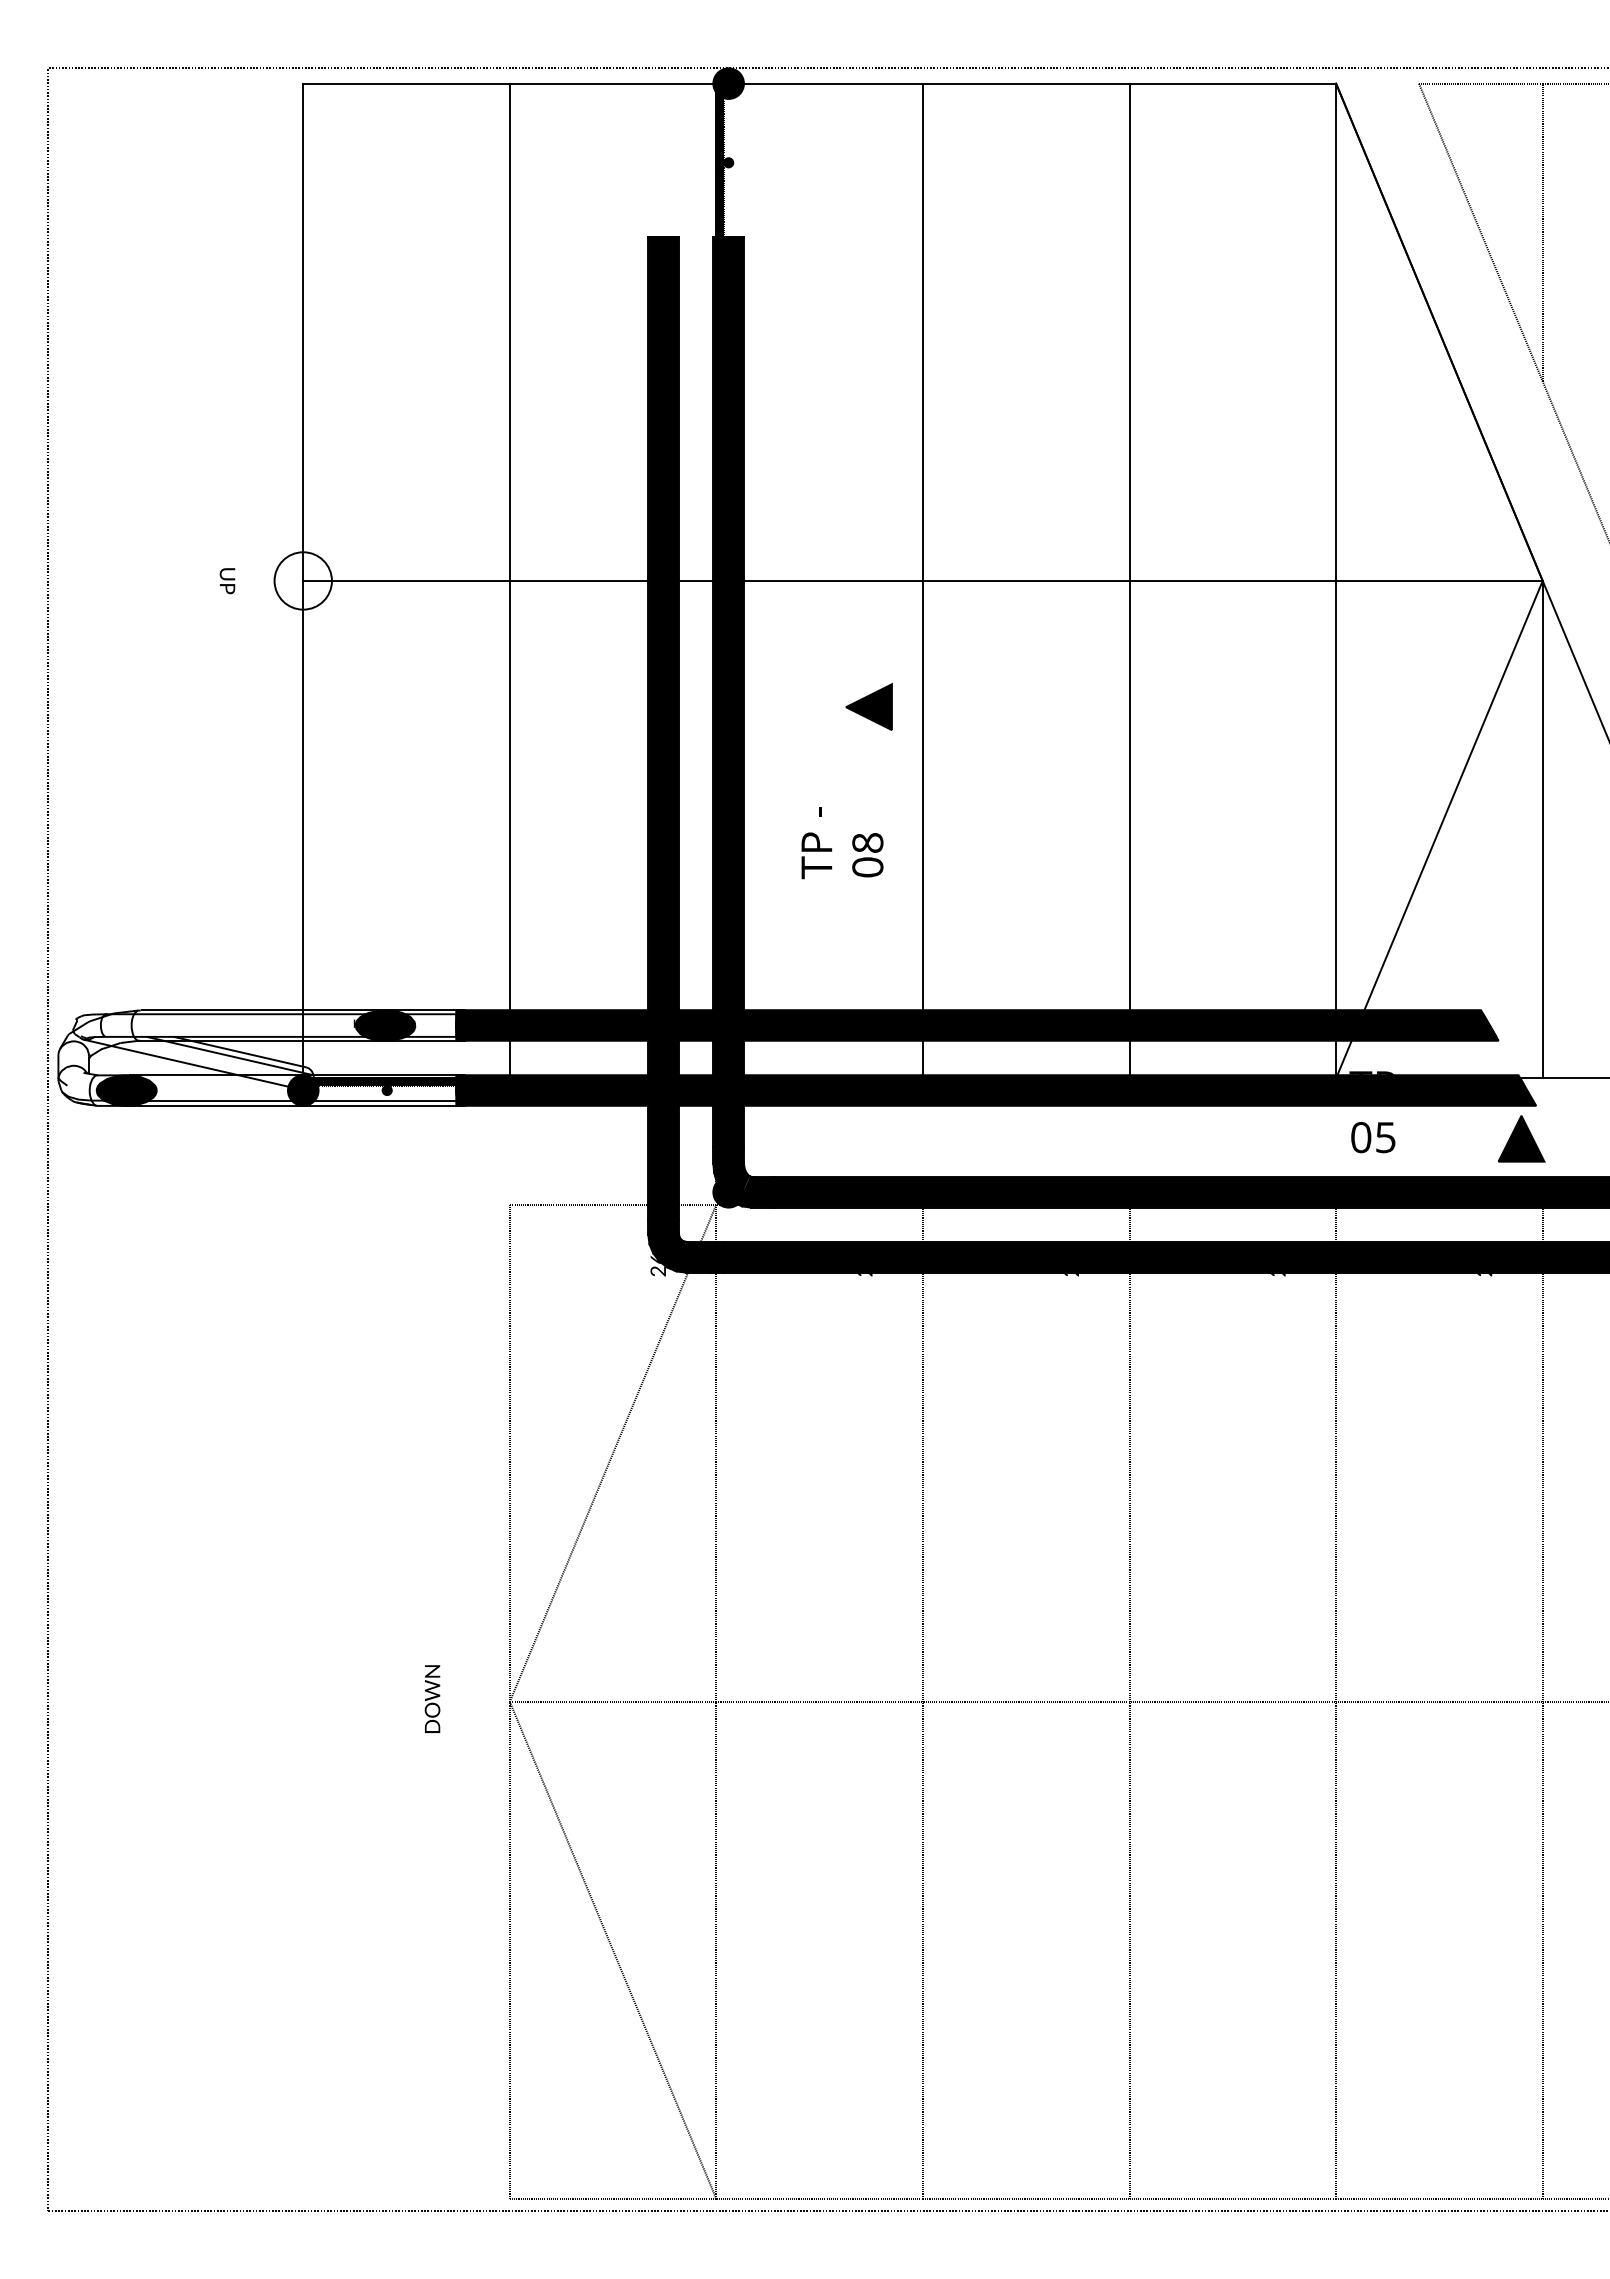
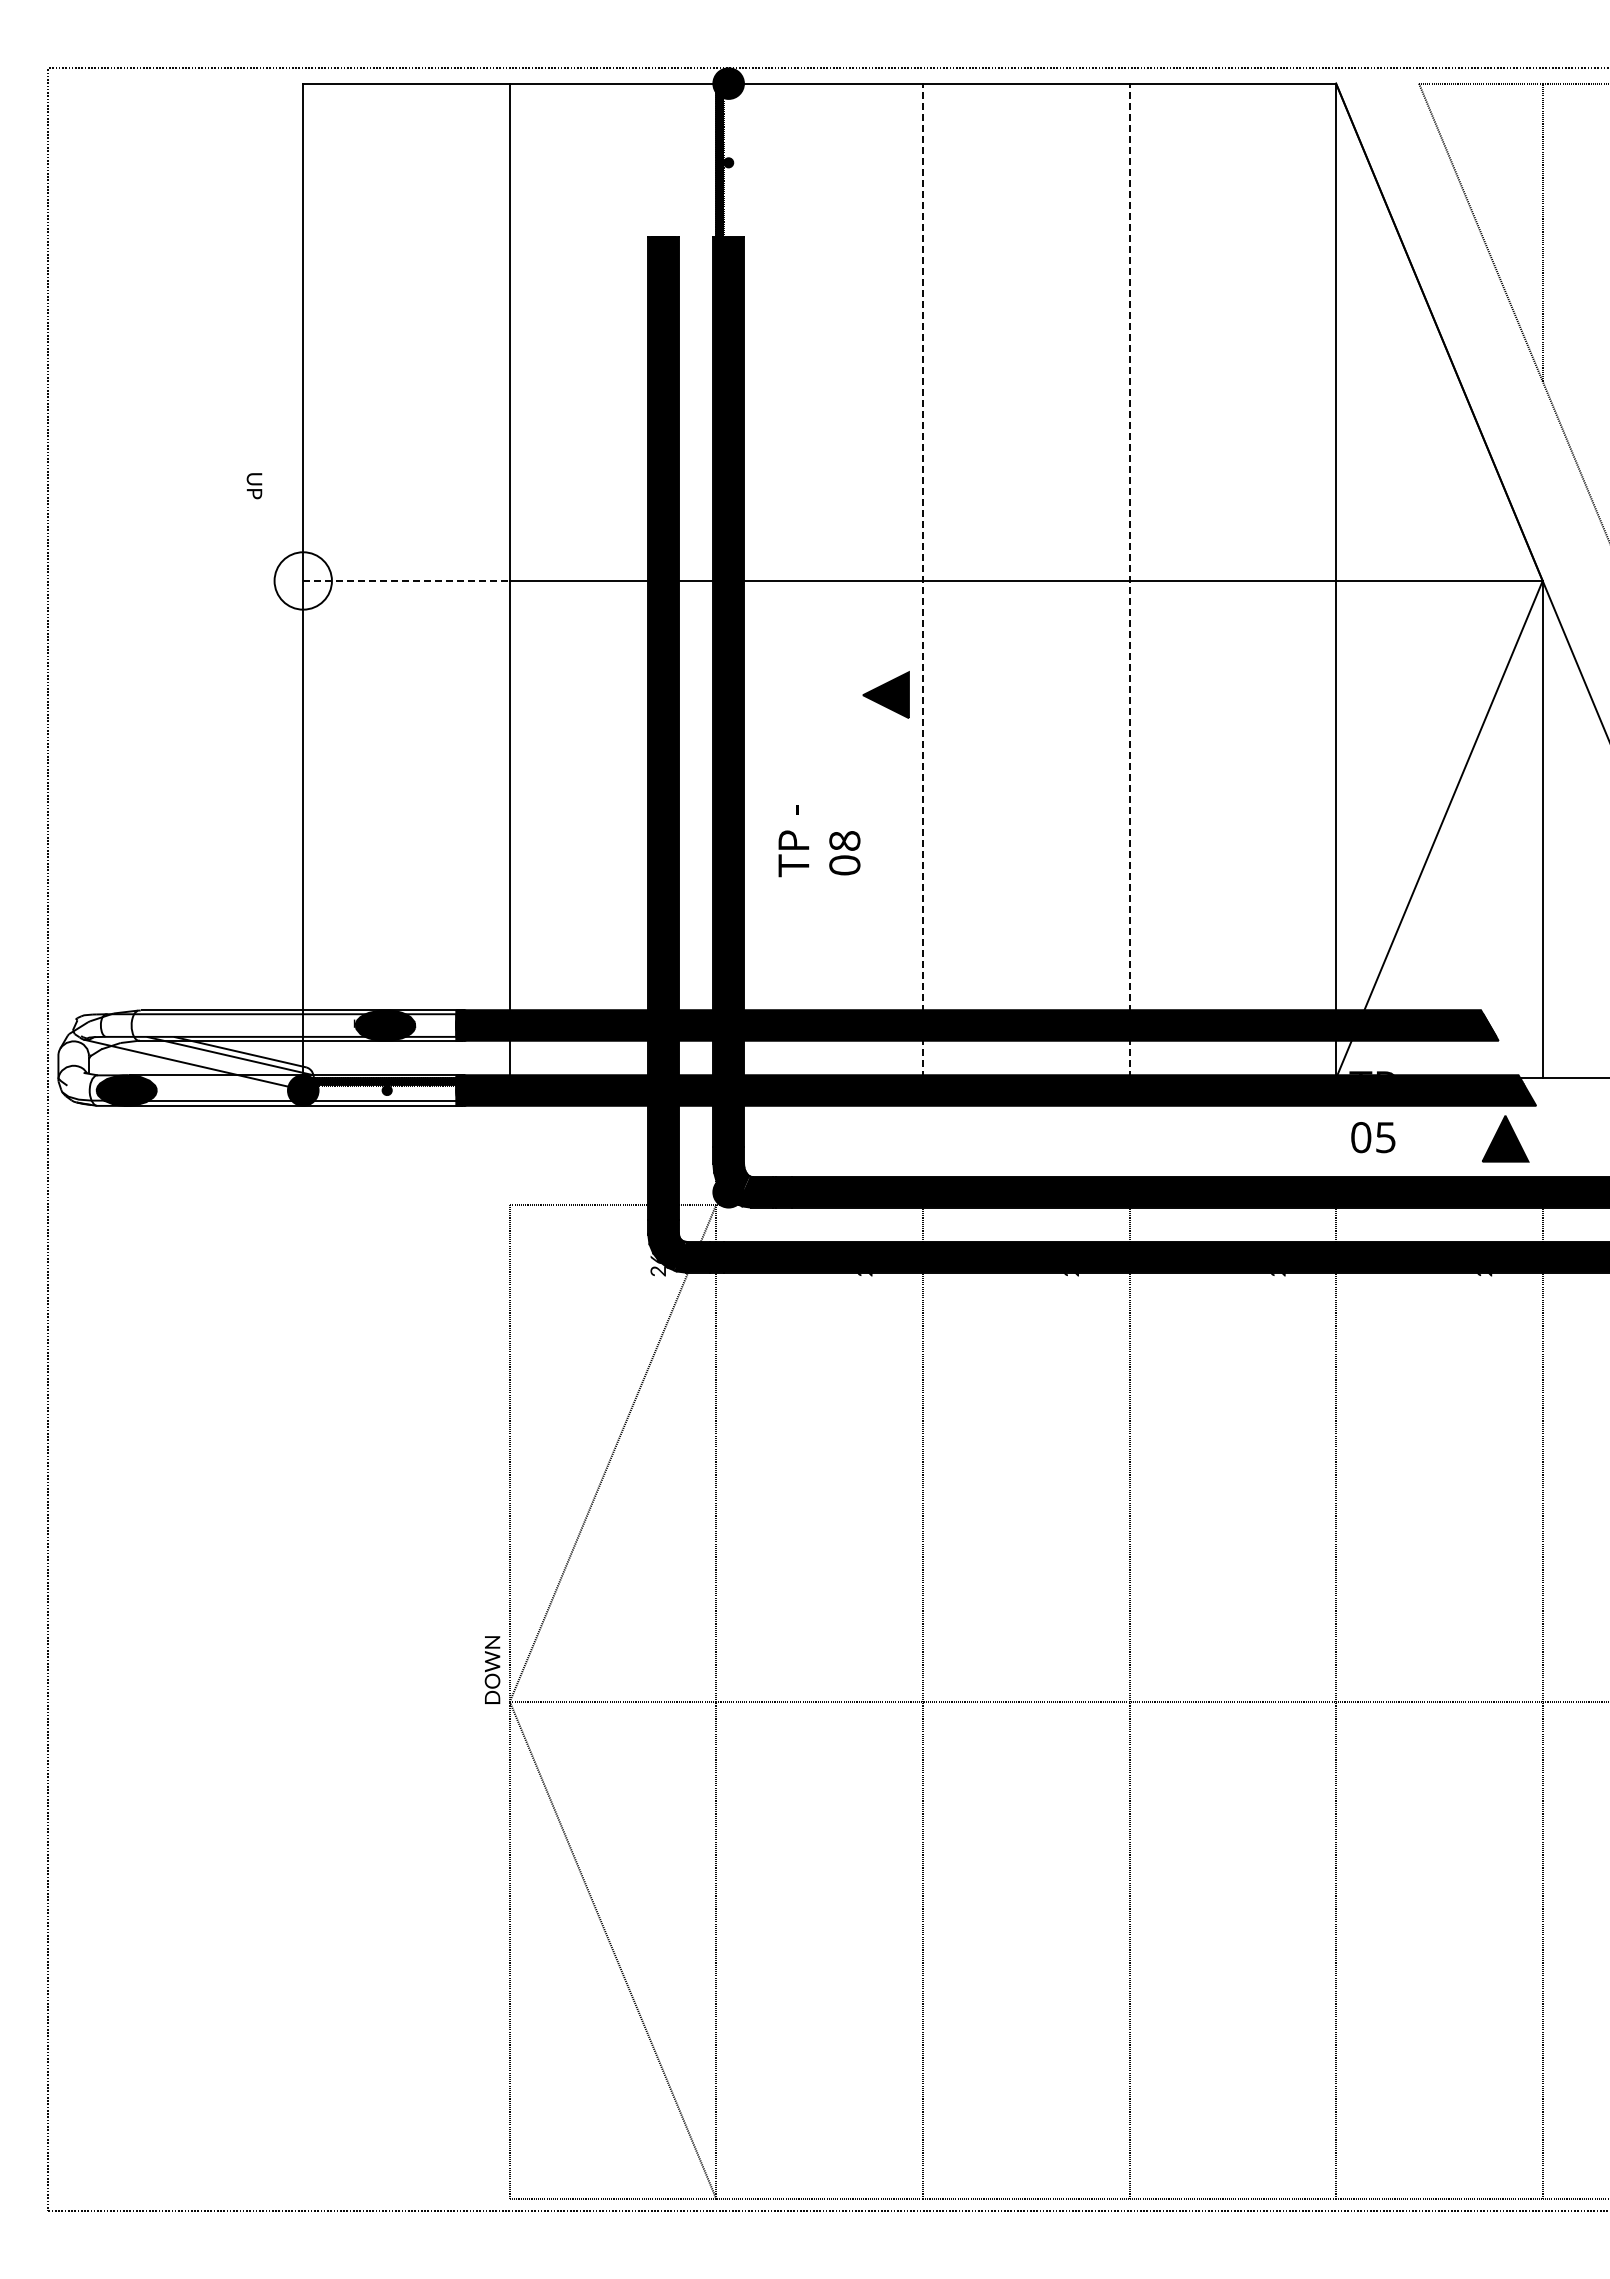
line: solid -> dashed (407, 580)
line: solid -> dashed (923, 580)
line: solid -> dashed (1129, 580)
text position: (227, 581) -> (254, 486) (254, 486)
part position: (868, 706) -> (885, 694) (885, 694)
text position: (842, 843) -> (819, 841) (819, 841)
part position: (1521, 1138) -> (1505, 1138) (1505, 1138)
text position: (432, 1698) -> (492, 1669) (492, 1669)
